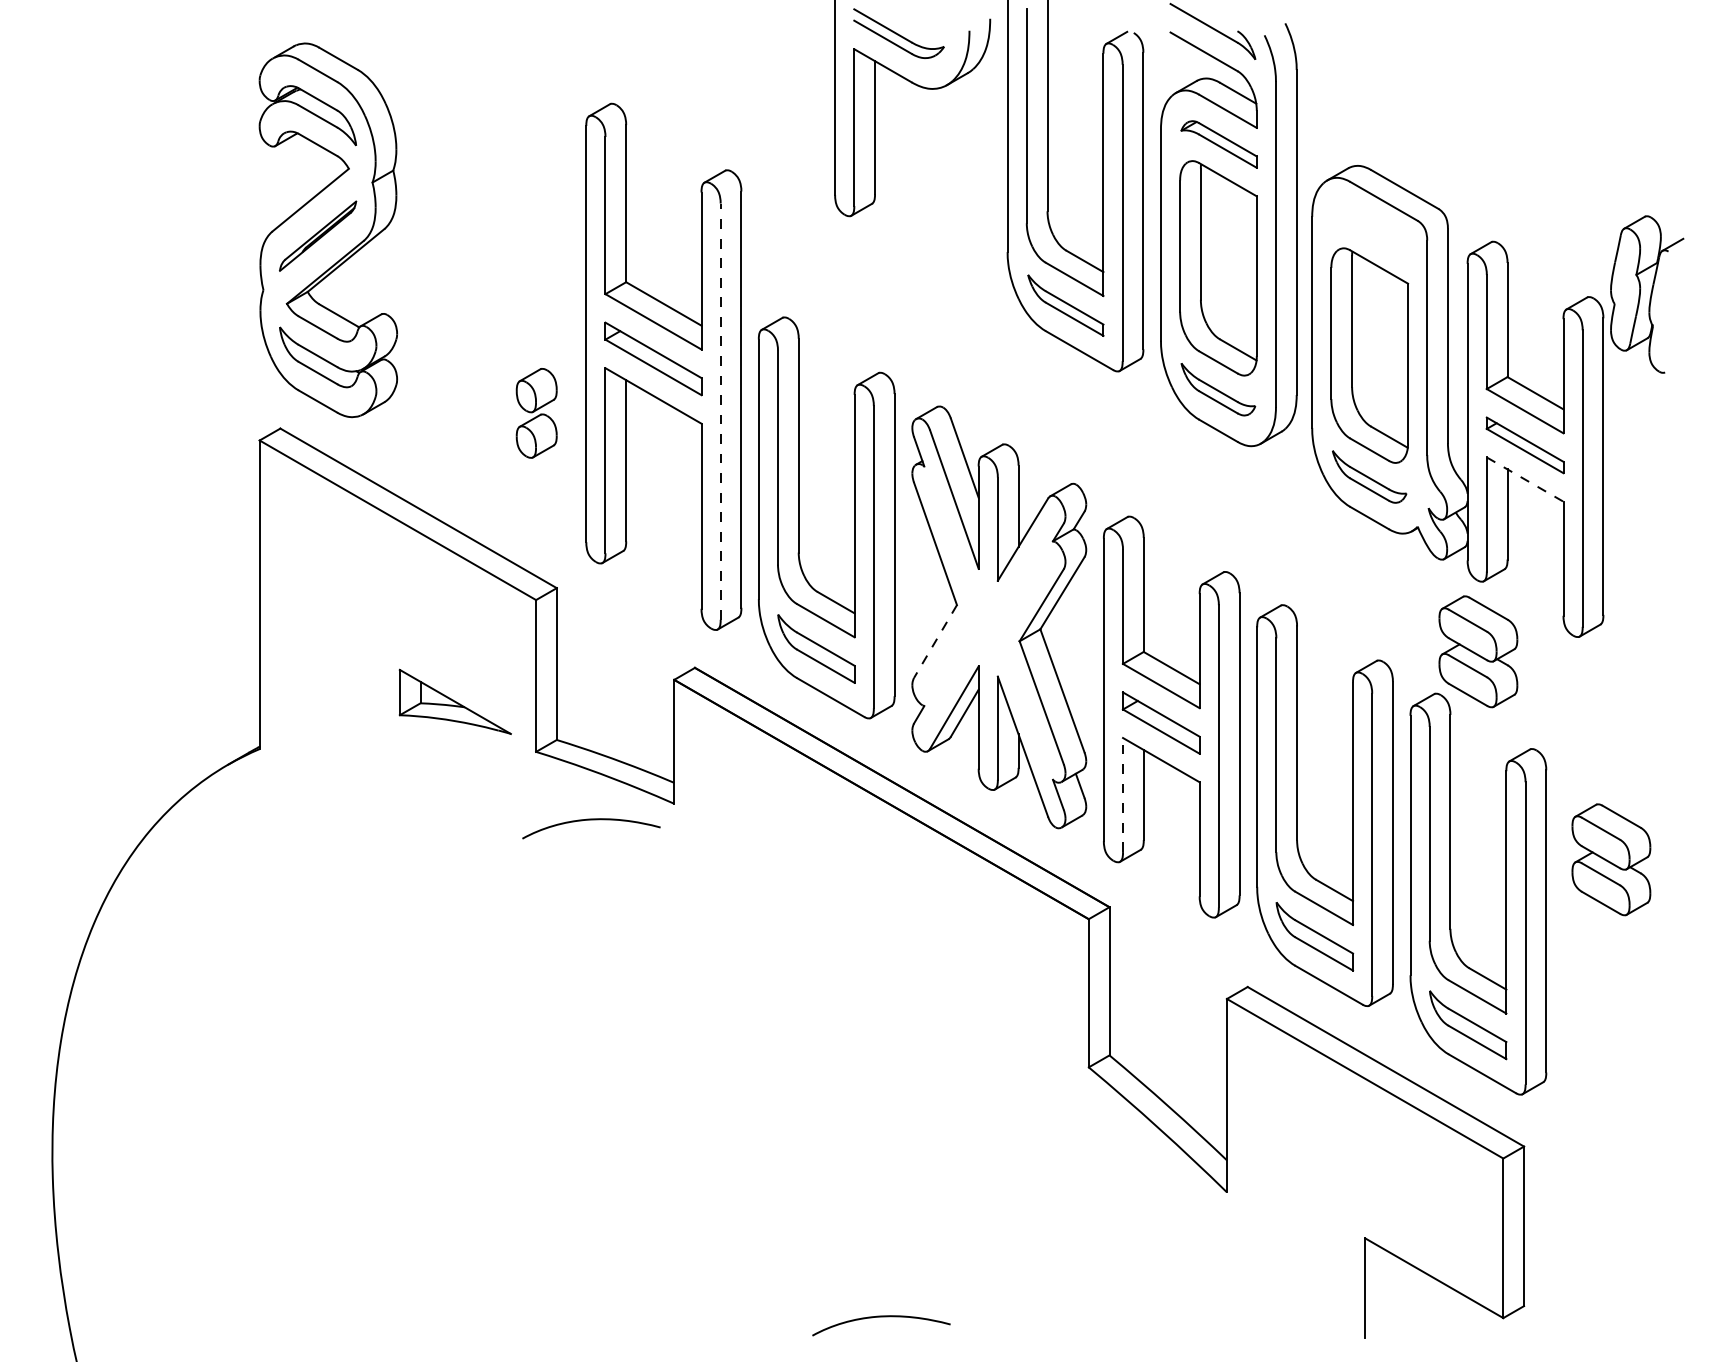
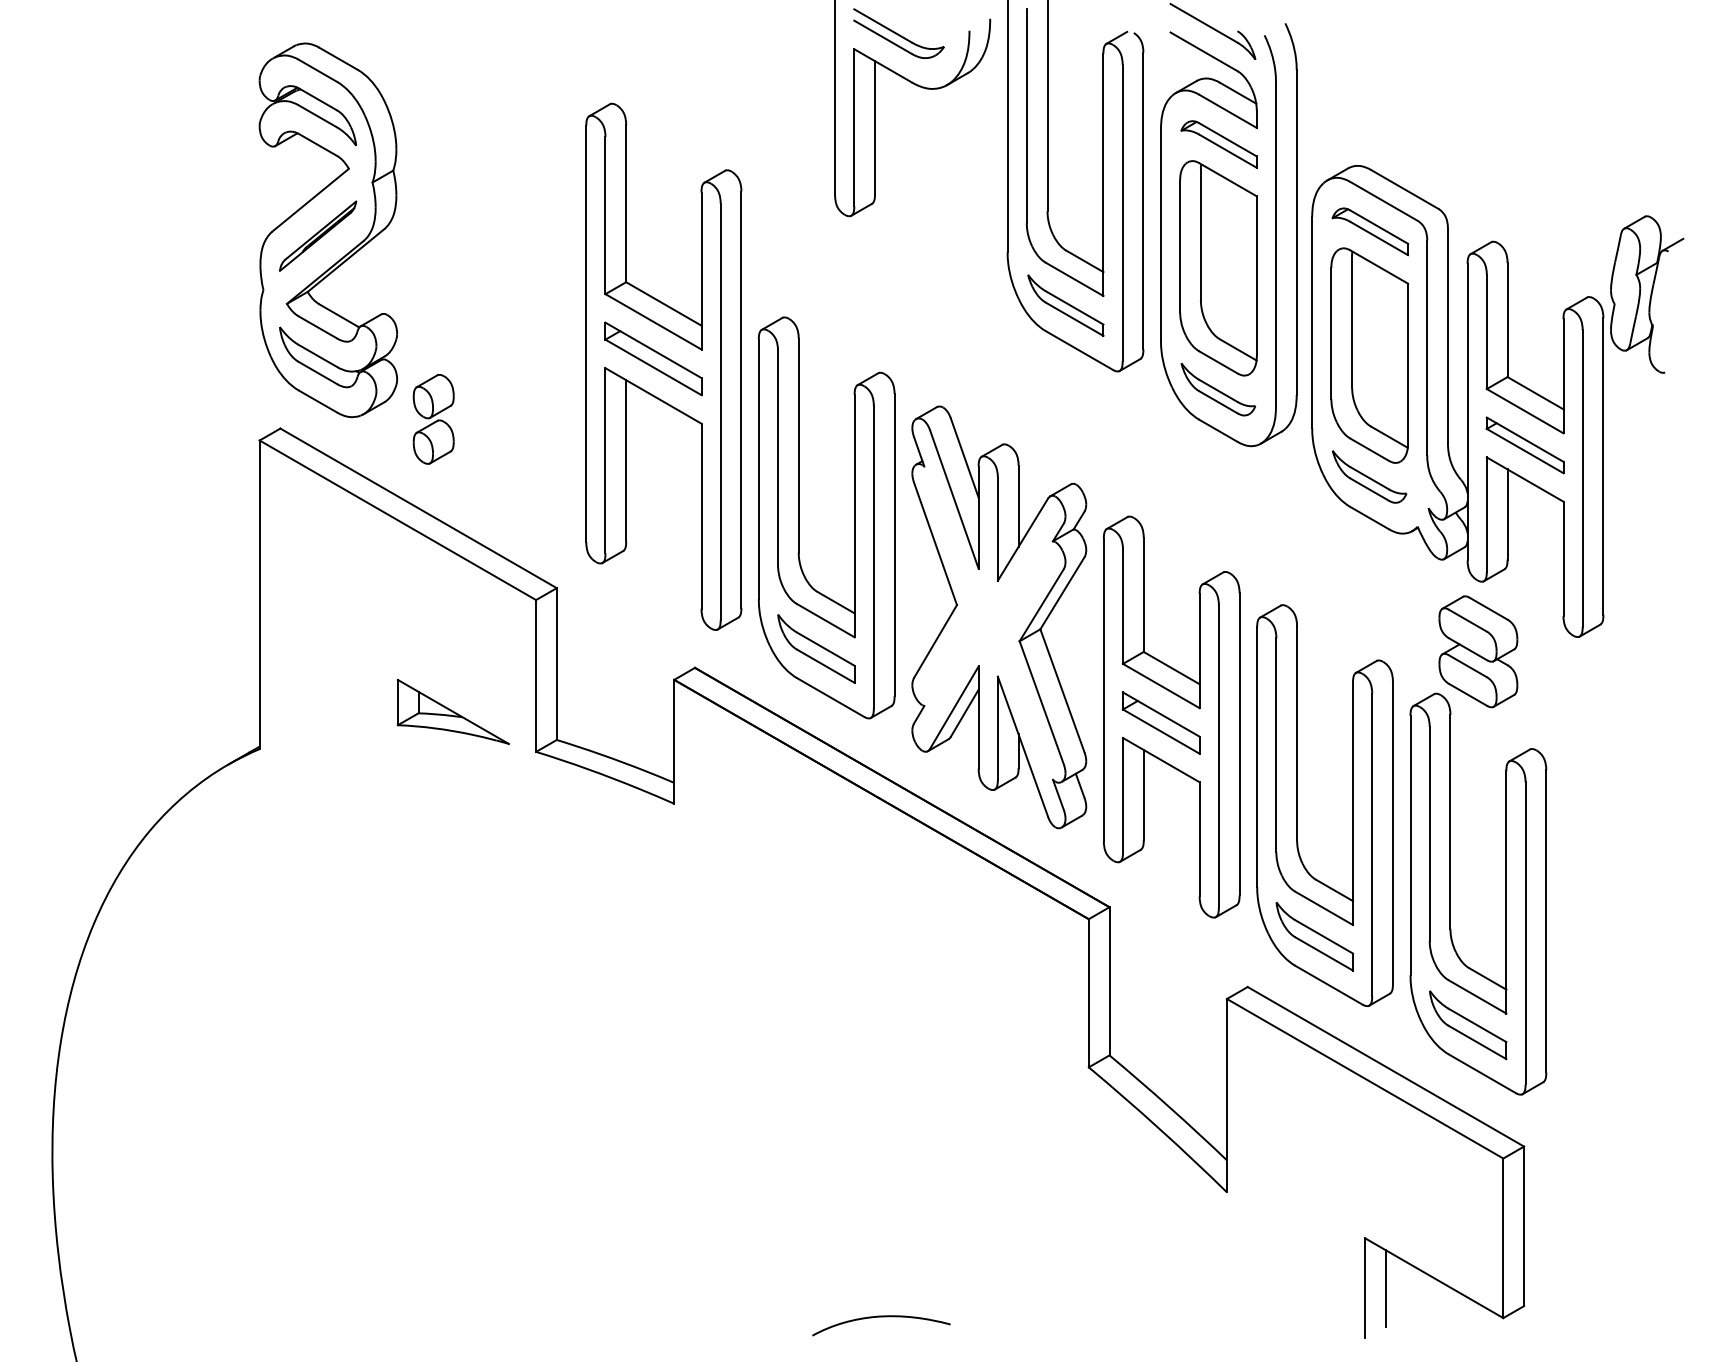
part: none -> present (1370, 231)
line: dashed -> solid (720, 411)
part position: (536, 413) -> (433, 419) (433, 419)
line: dashed -> solid (1525, 479)
line: dashed -> solid (935, 641)
part position: (454, 701) -> (452, 711) (452, 711)
line: dashed -> solid (1123, 794)
curve: present -> none (591, 820)
part: present -> none (1611, 859)
line: none -> present (1385, 1288)
